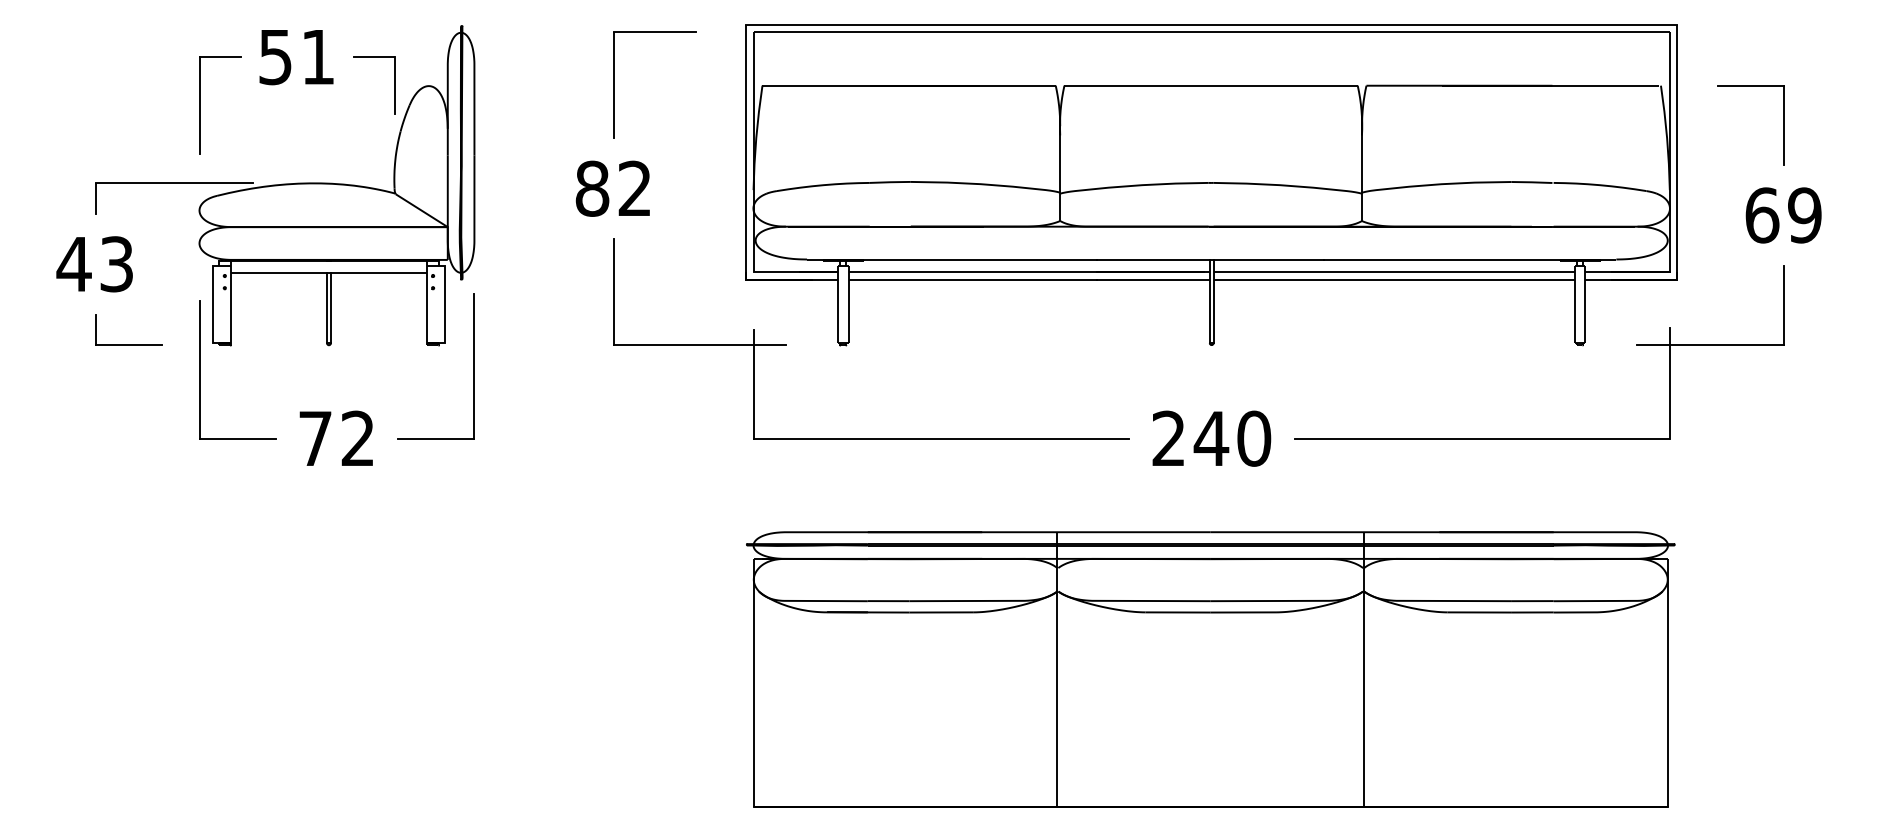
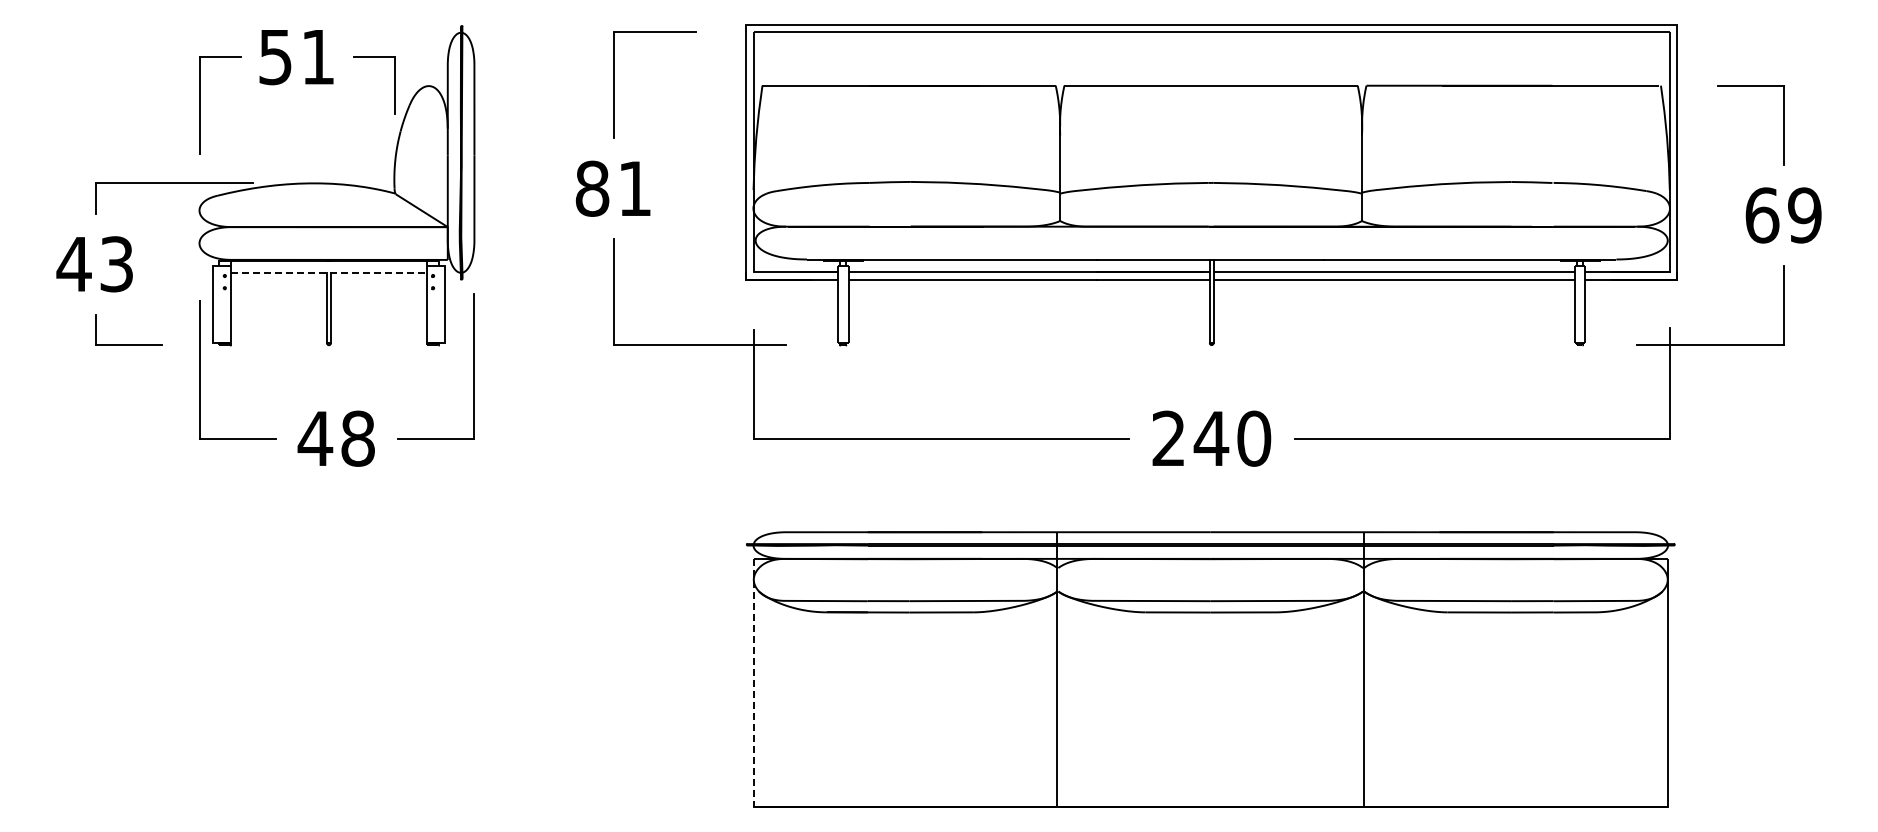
text: 82 -> 81 (634, 187)
line: solid -> dashed (329, 272)
text: 72 -> 48 (335, 438)
line: solid -> dashed (753, 683)
